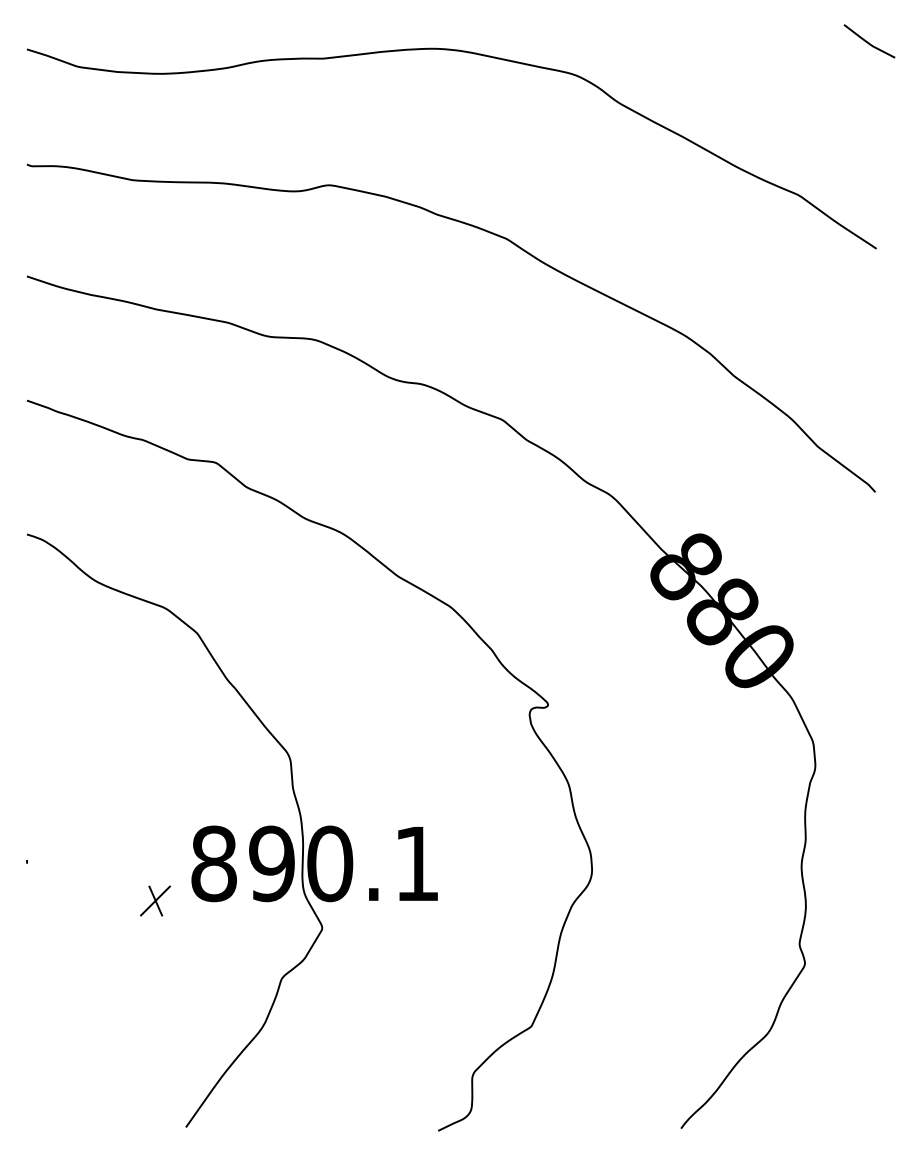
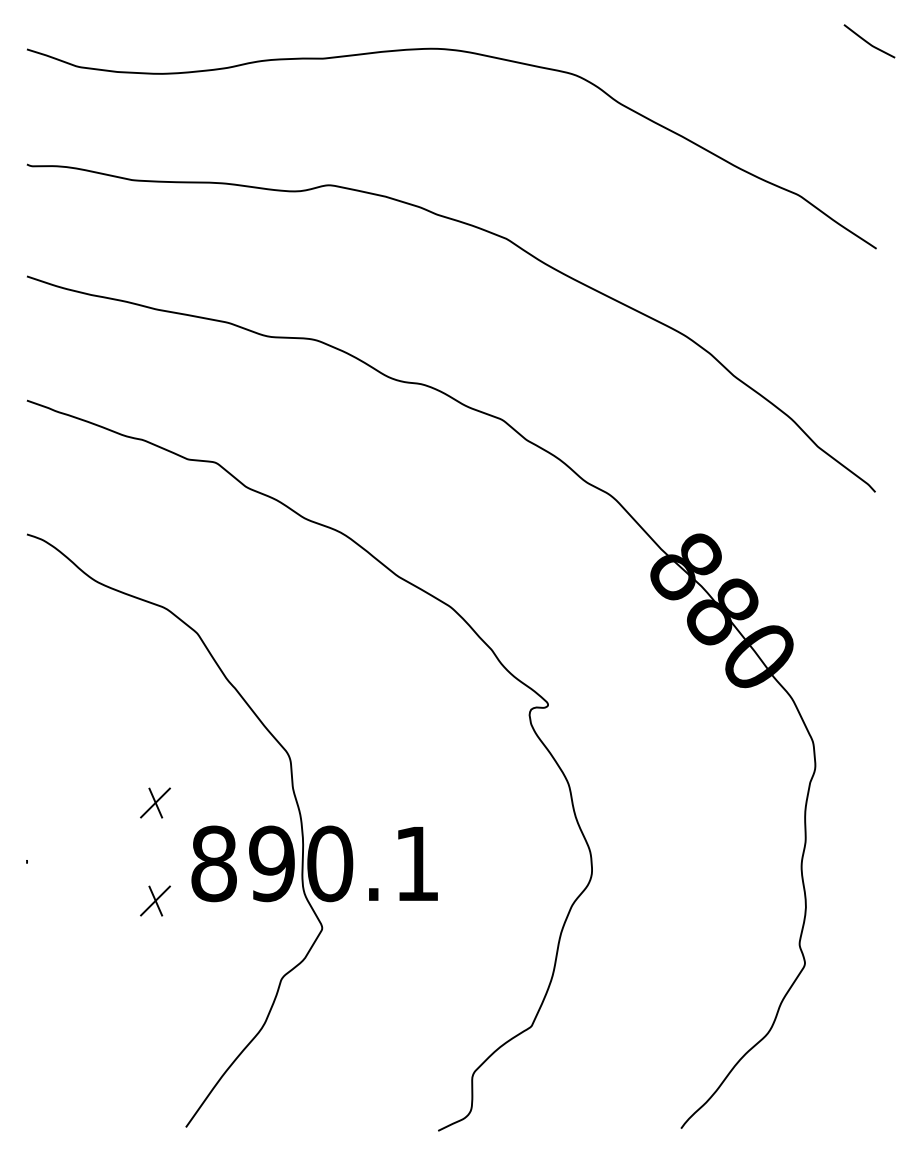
part: none -> present (155, 802)
